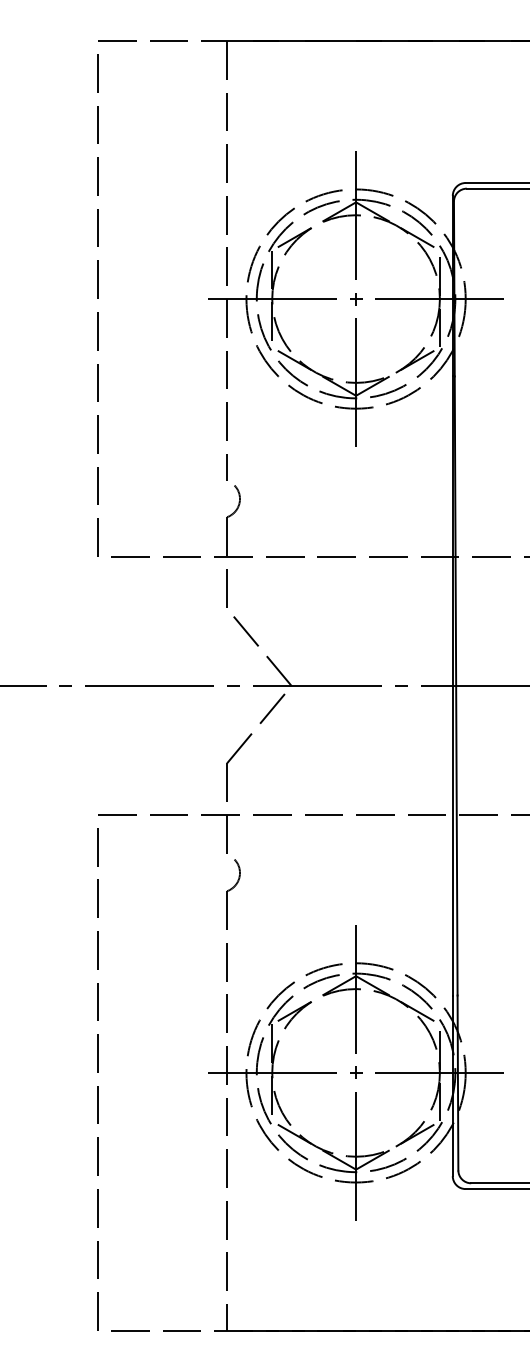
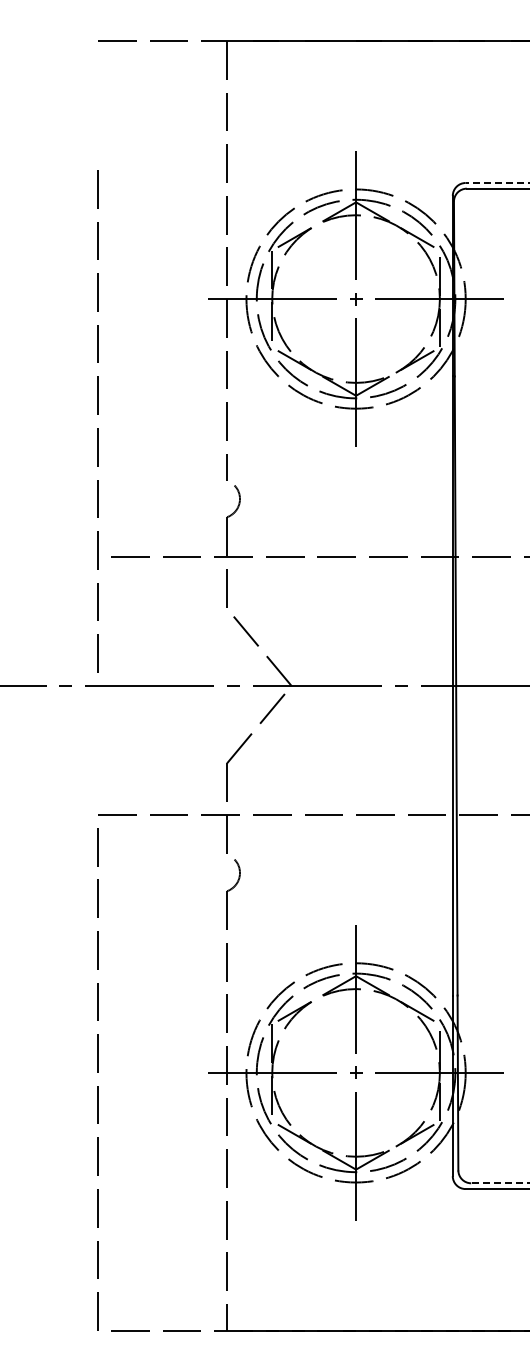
line: solid -> dashed (497, 183)
line position: (97, 298) -> (97, 414) (97, 414)
line: solid -> dashed (500, 1183)
